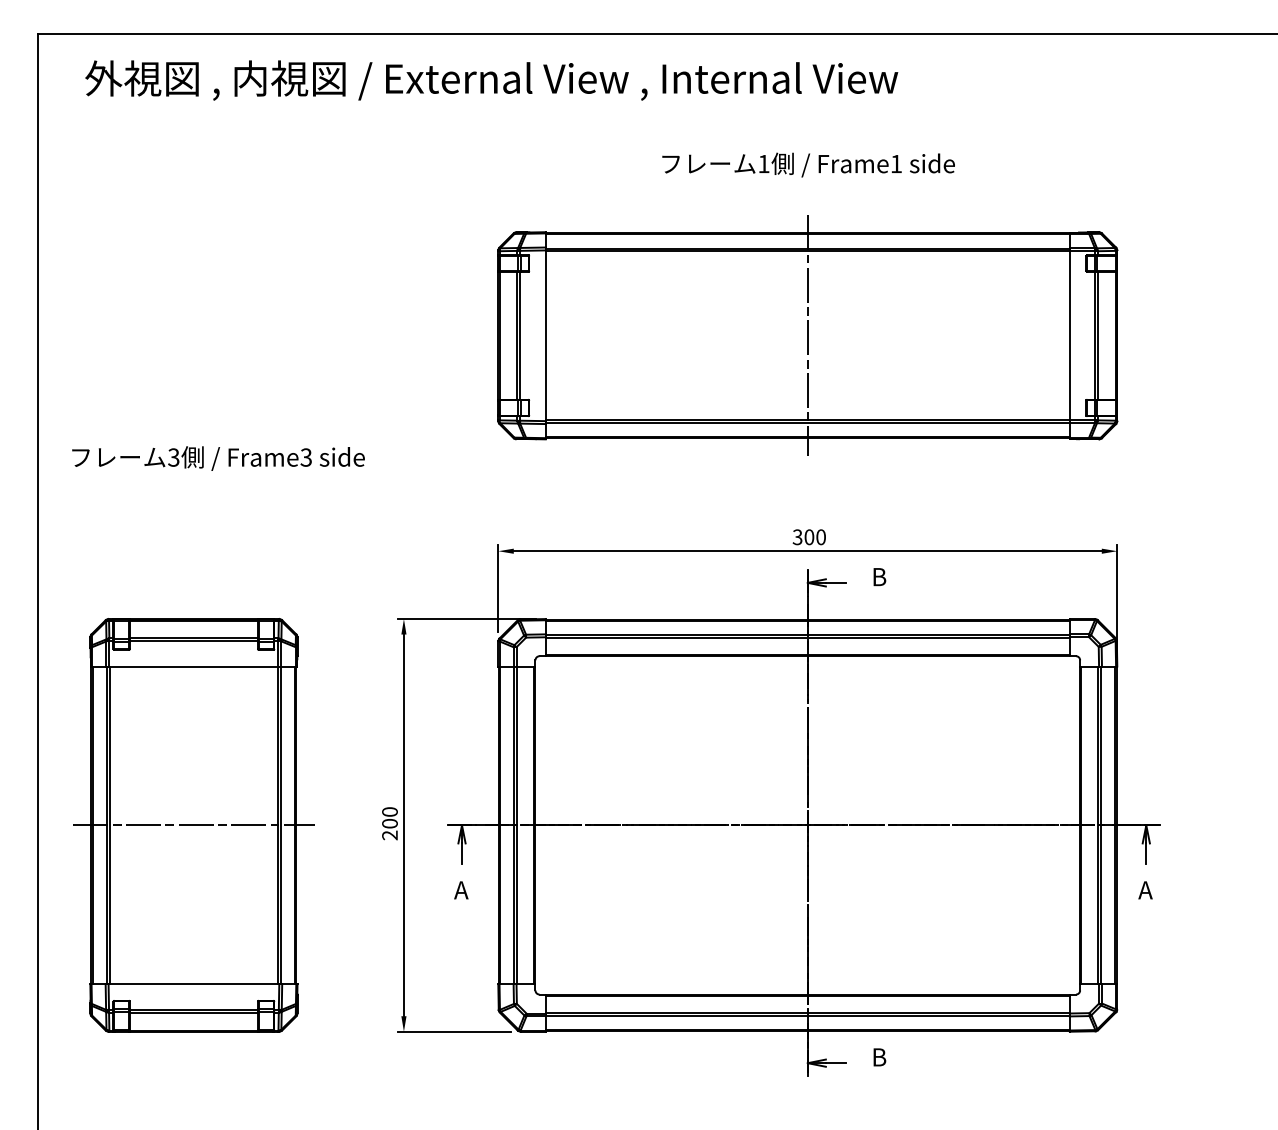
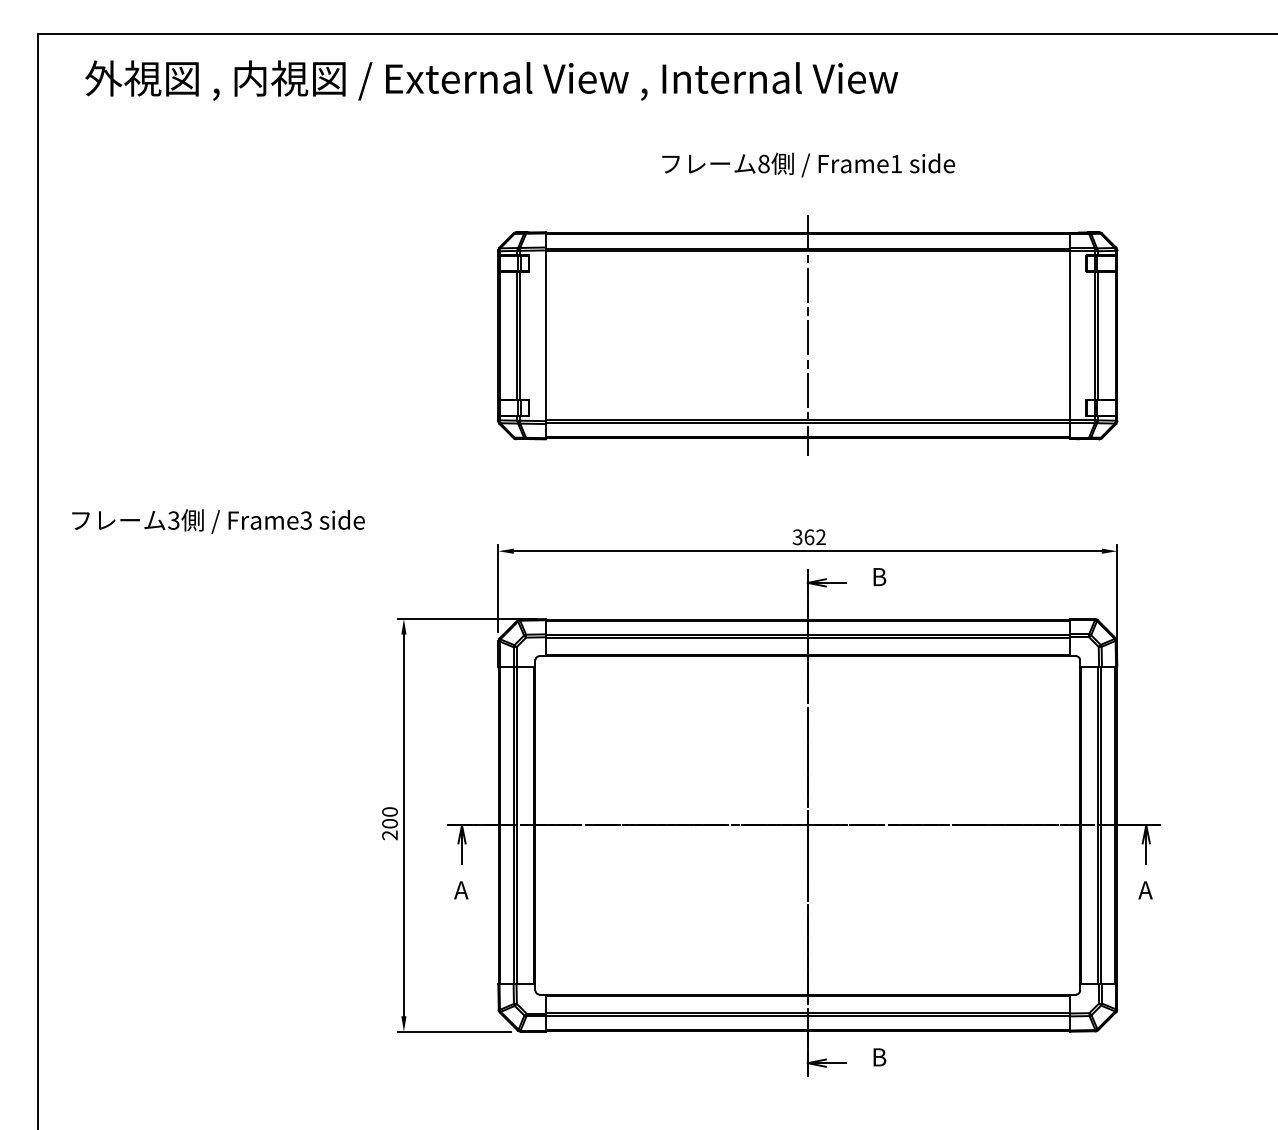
text: 1 -> 8 (763, 163)
text position: (218, 458) -> (218, 521) (218, 521)
text: 300 -> 362 (814, 537)
part: present -> none (193, 825)
